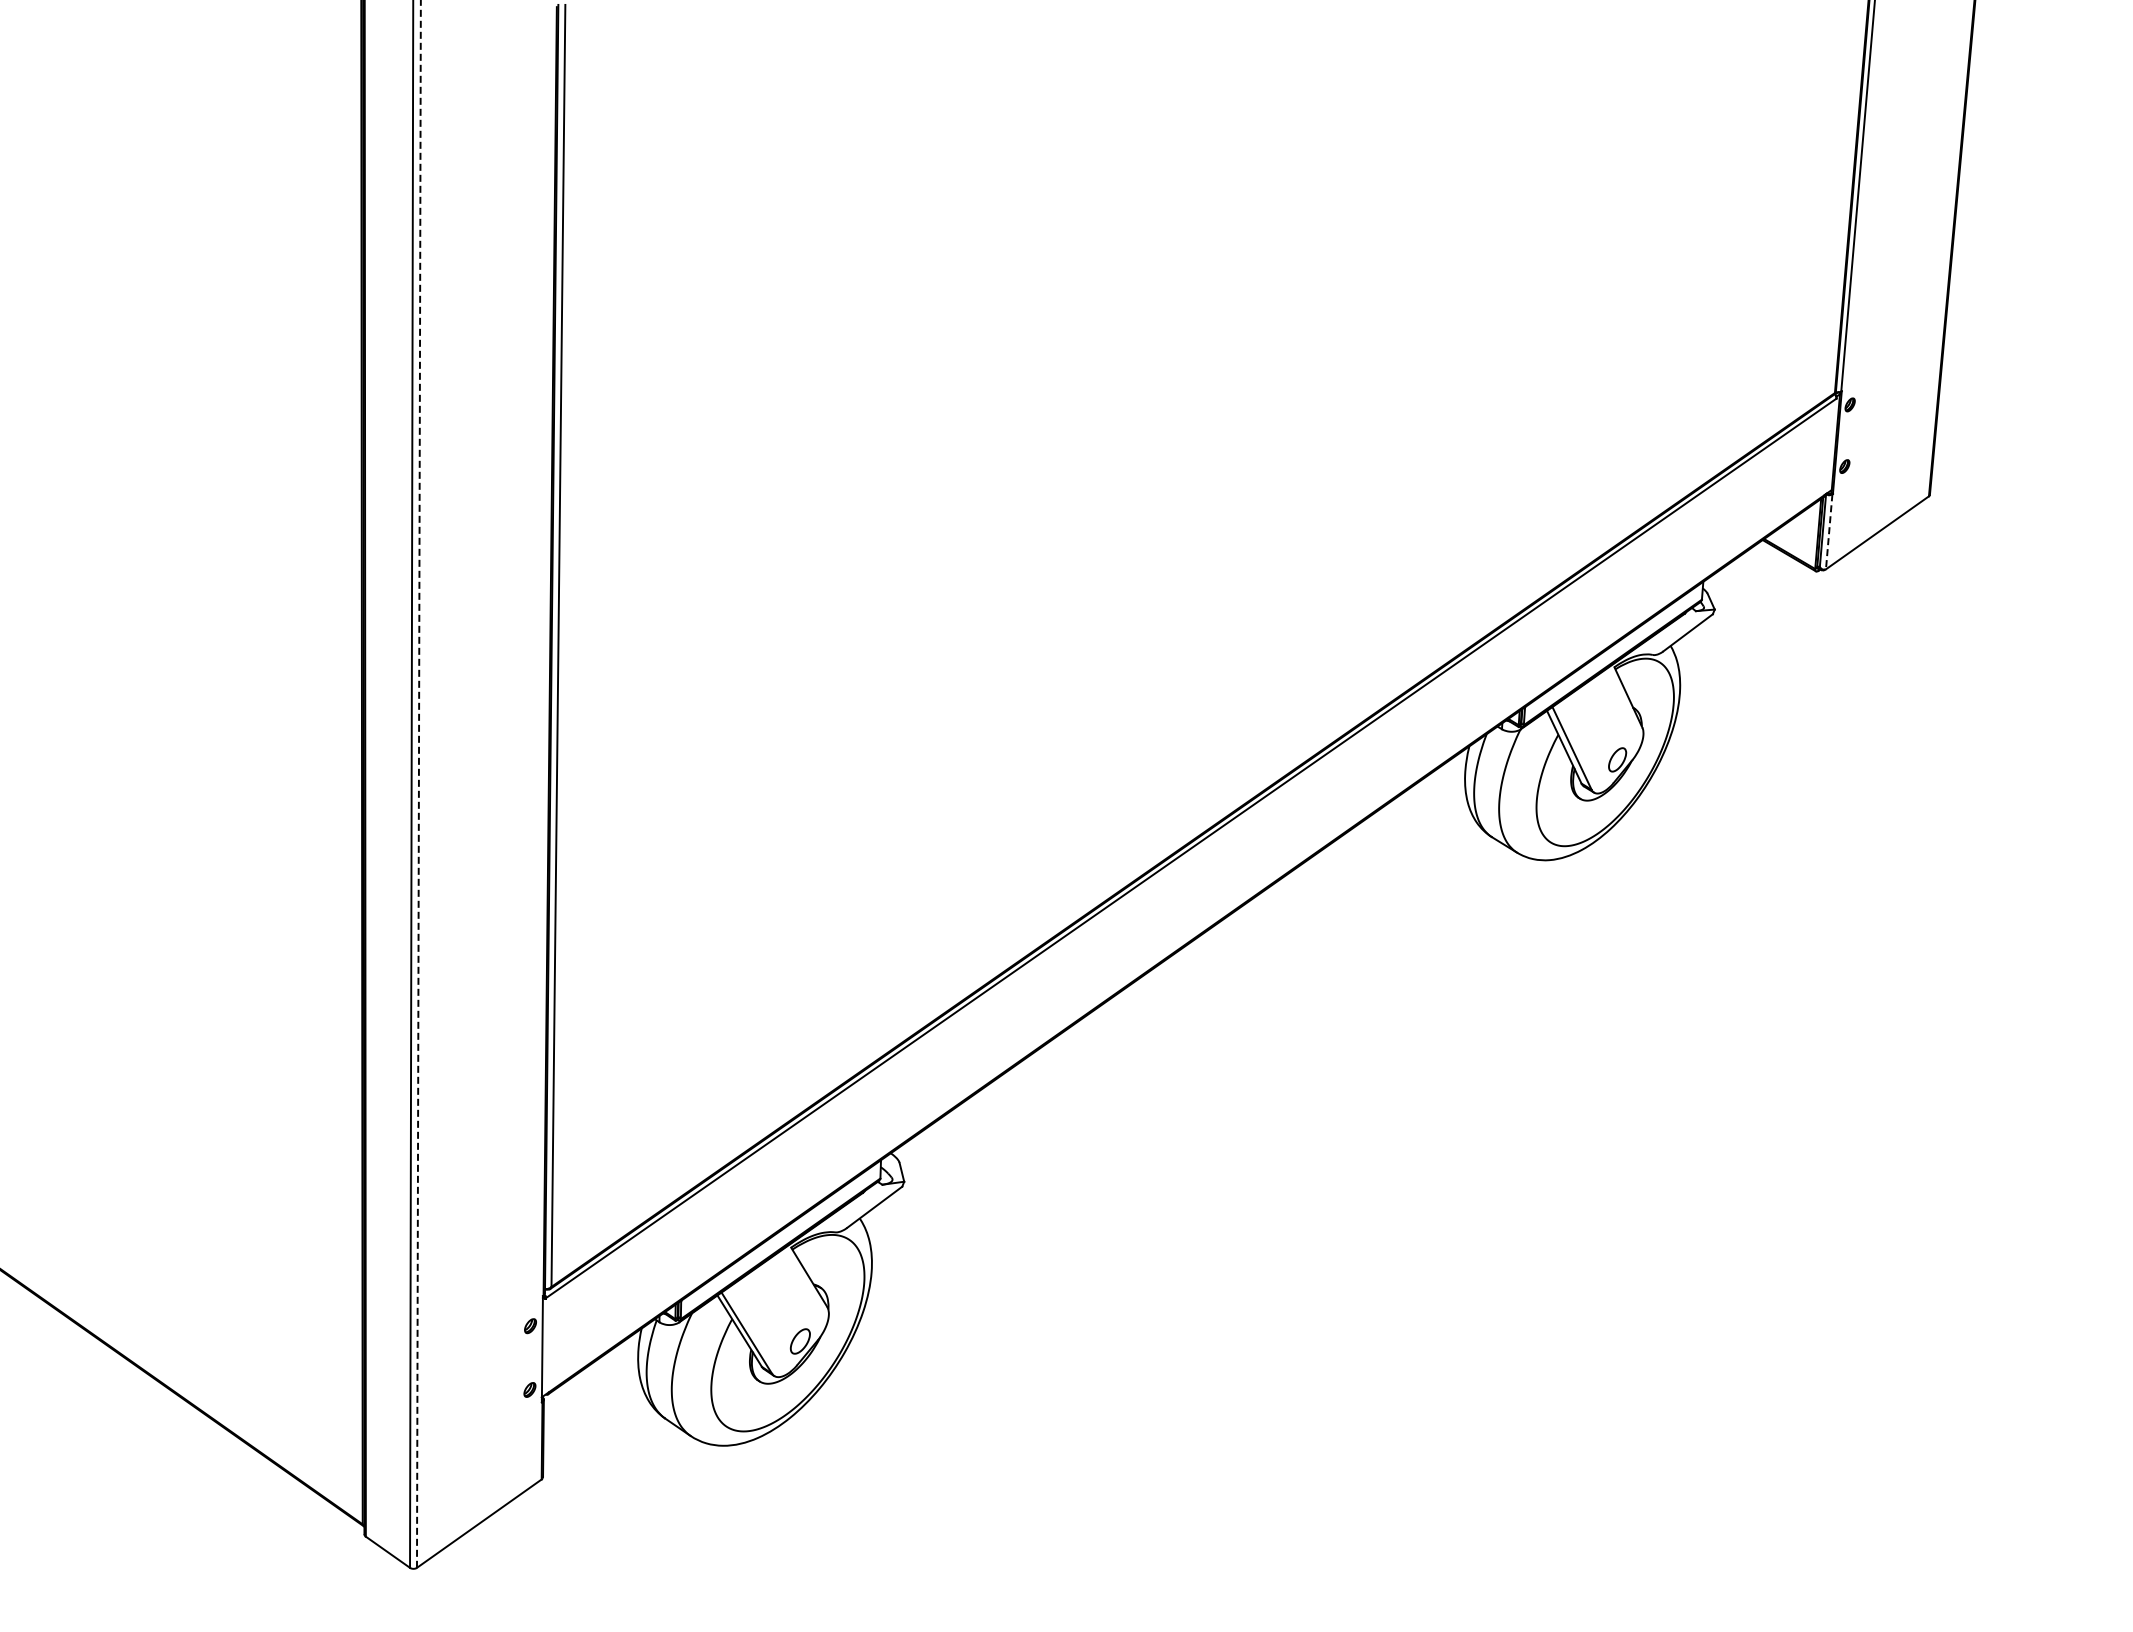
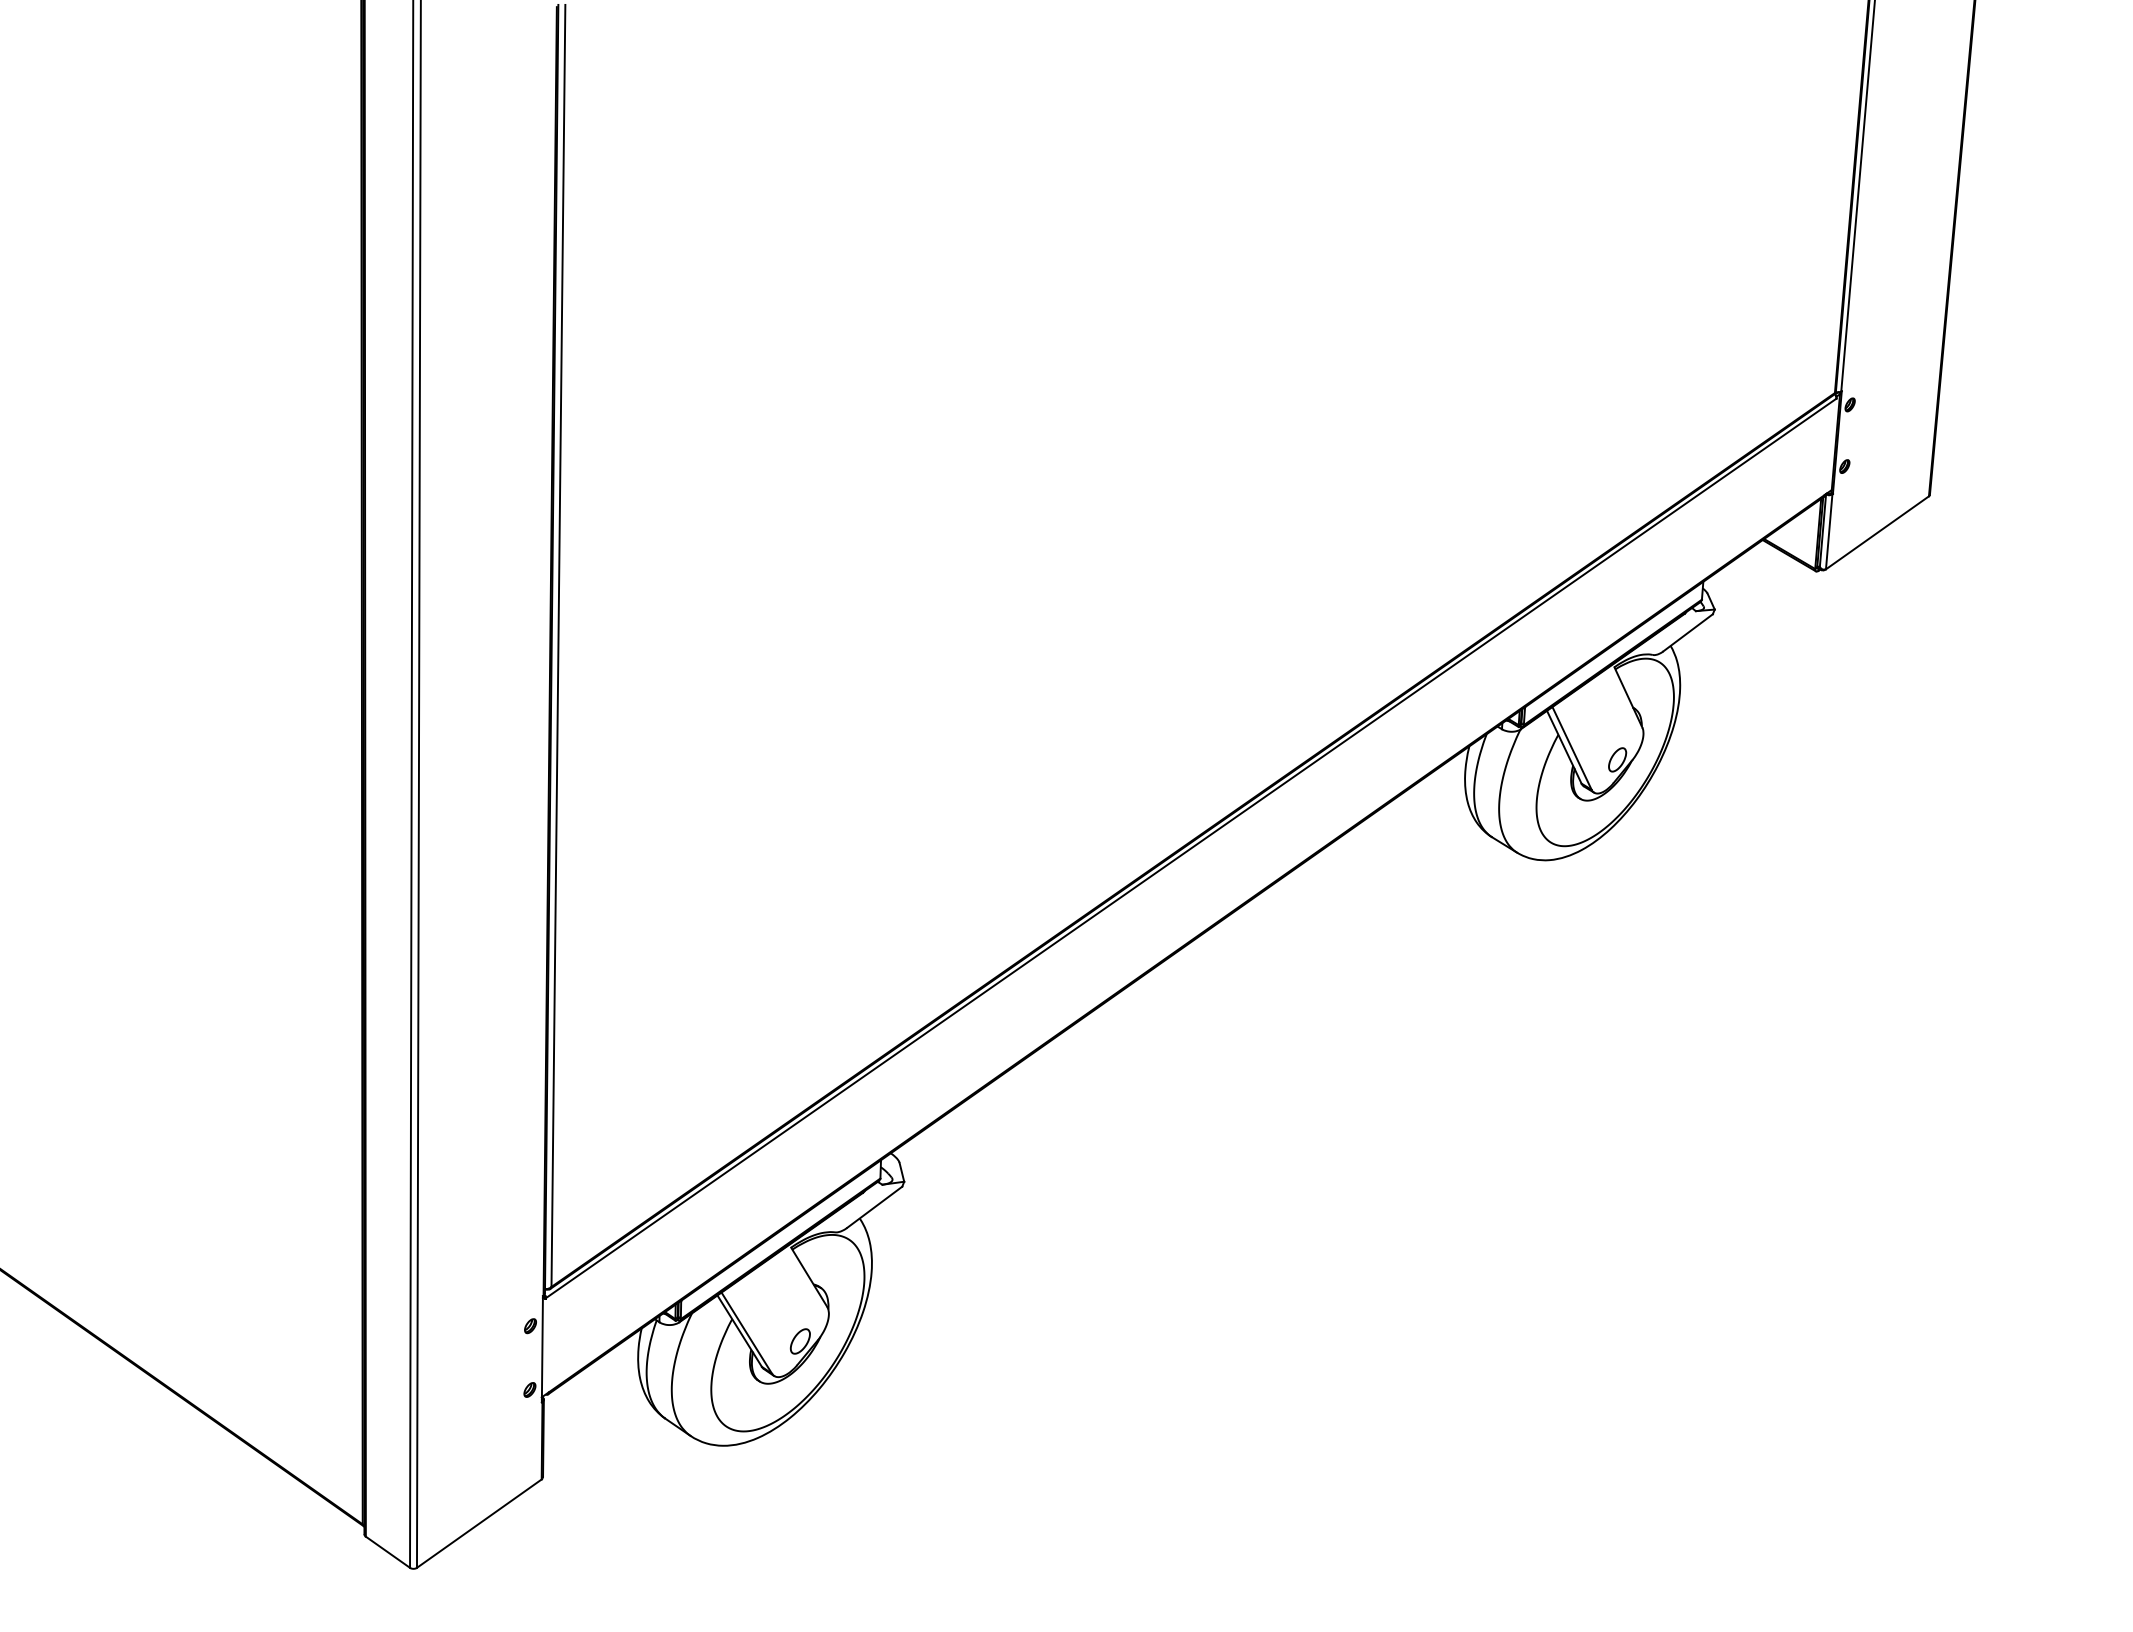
line: dashed -> solid (1829, 531)
line: dashed -> solid (418, 784)
